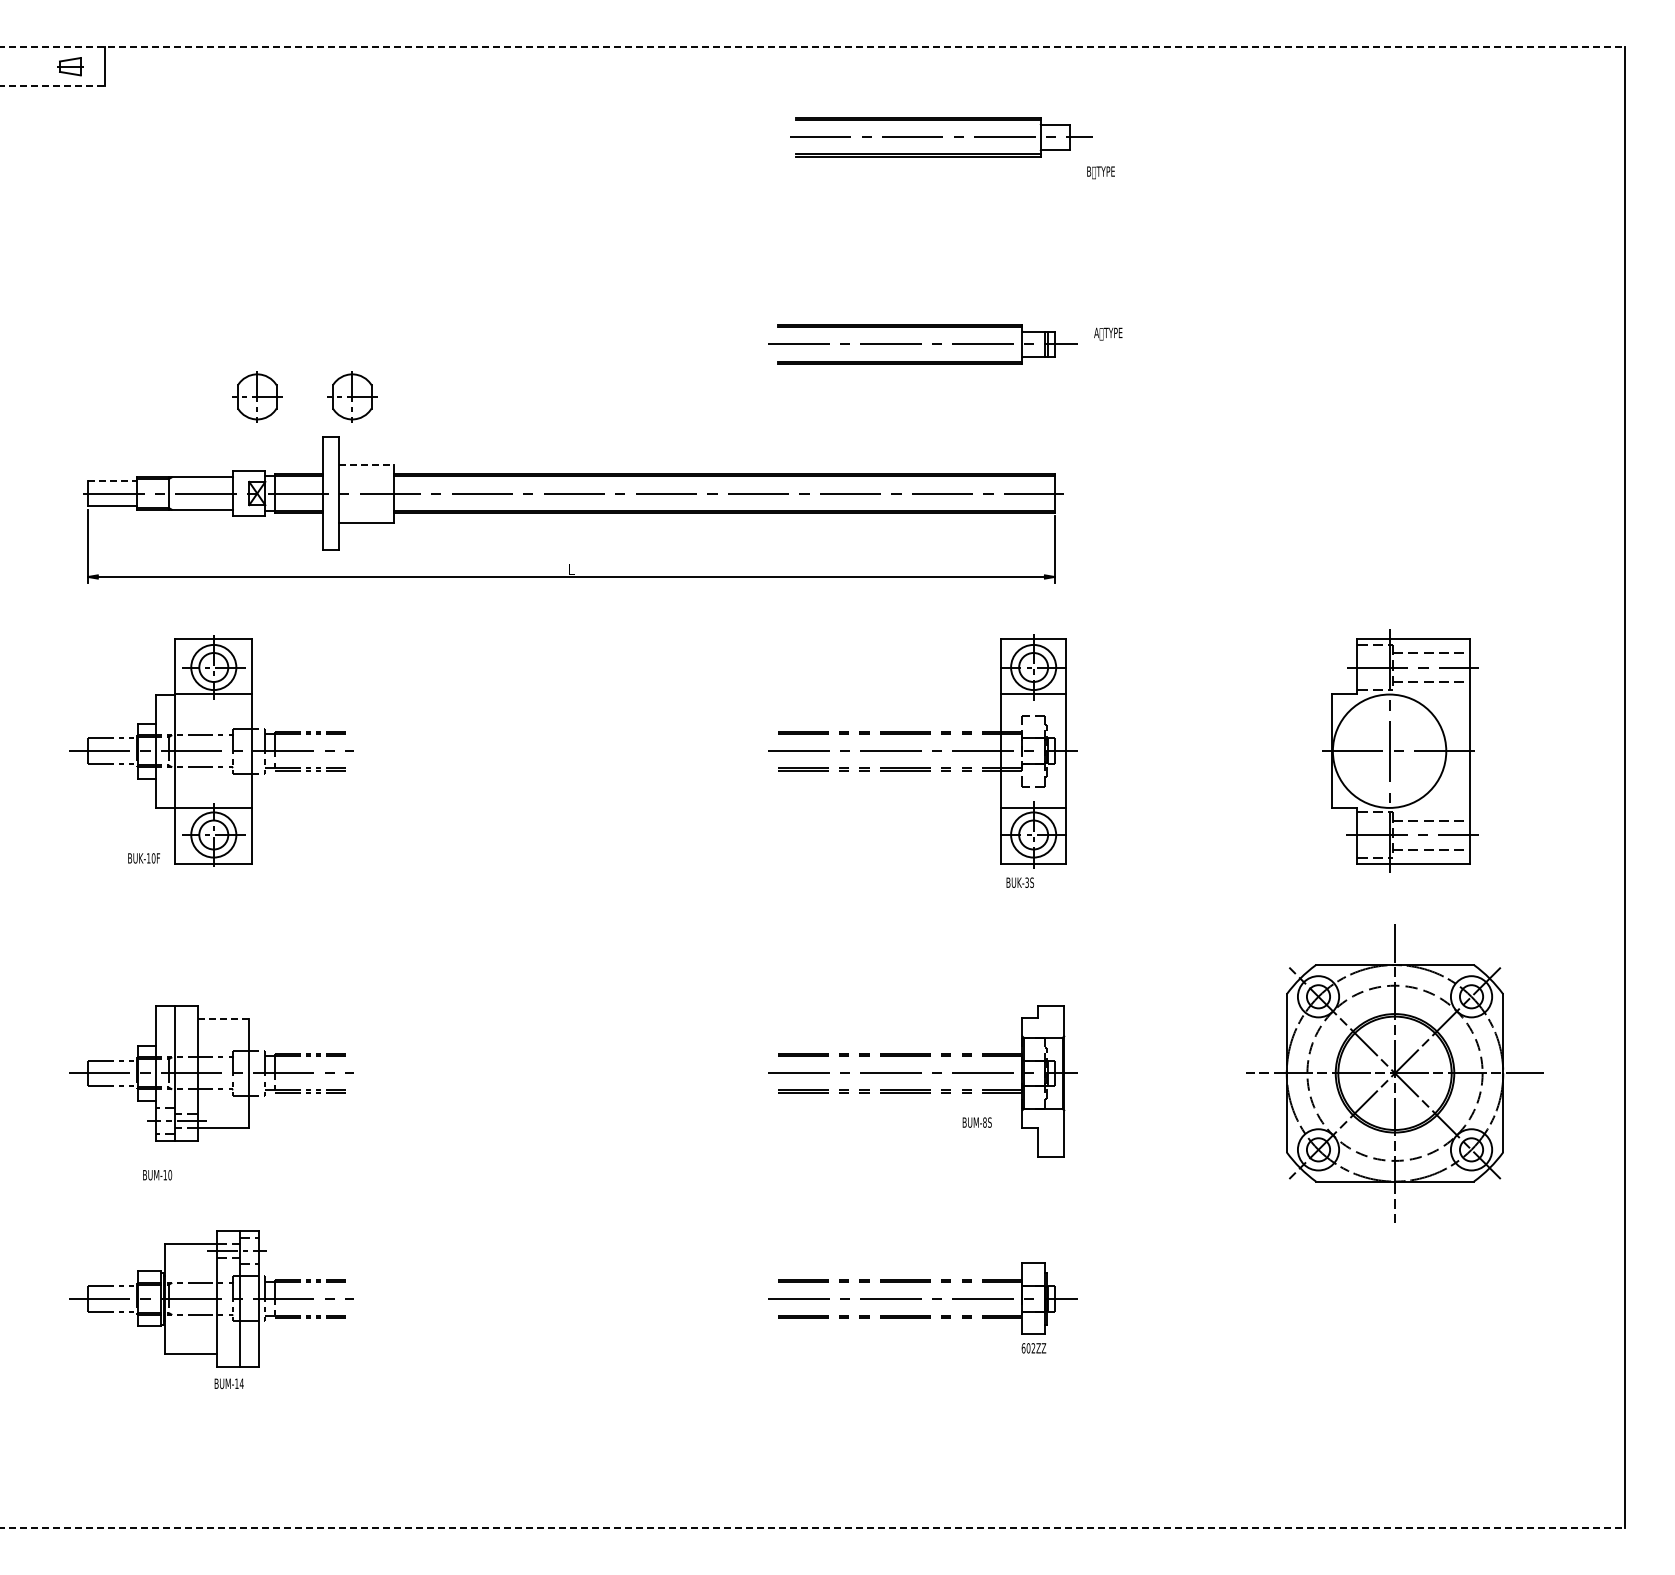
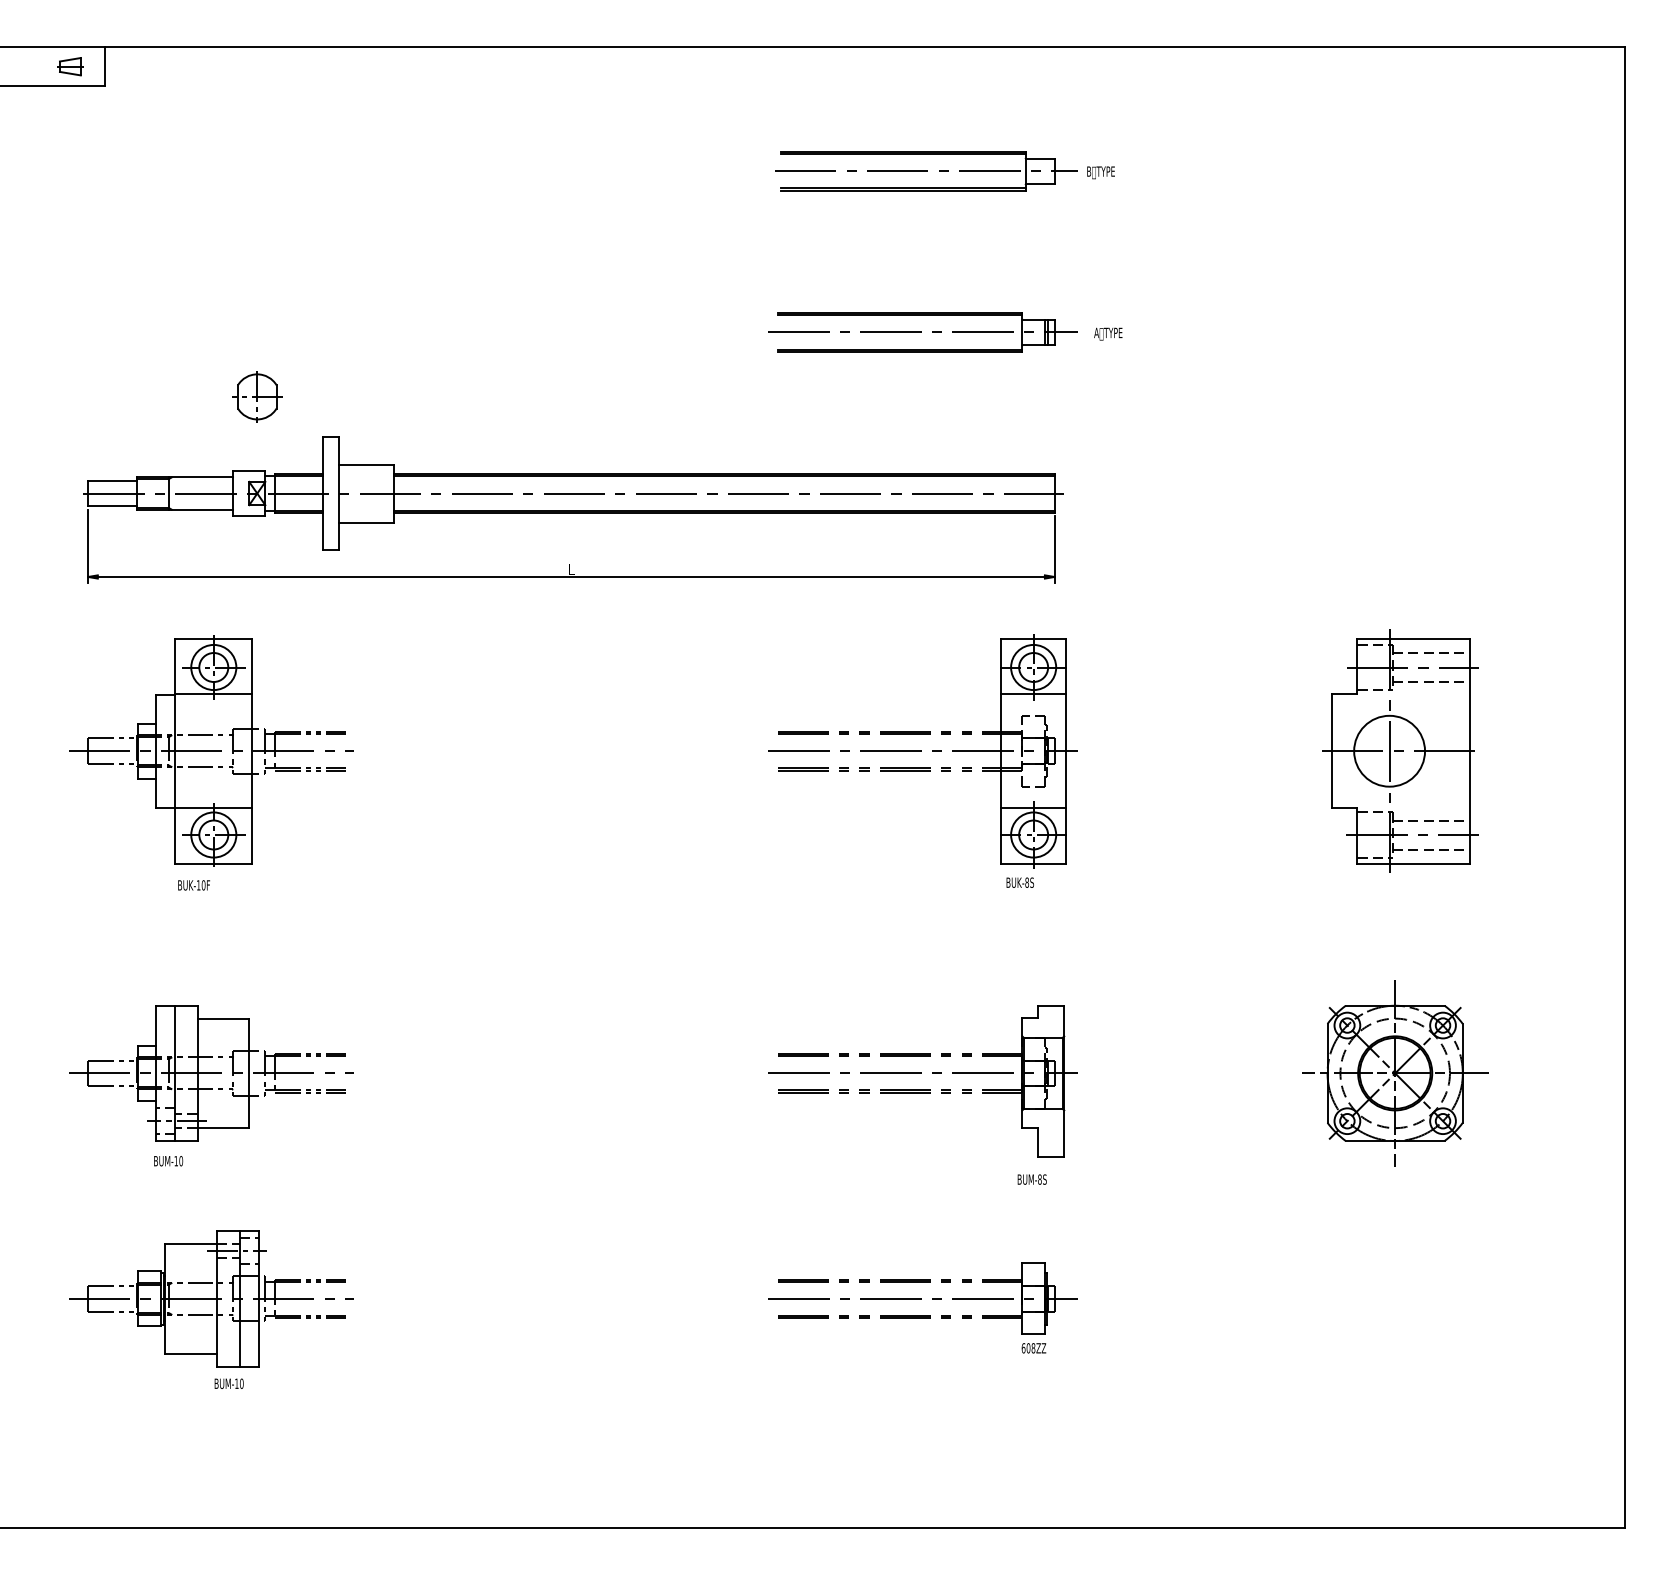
line: dashed -> solid (812, 47)
line: dashed -> solid (53, 86)
part position: (941, 137) -> (926, 171) (926, 171)
part position: (922, 344) -> (922, 332) (922, 332)
part: present -> none (352, 396)
line: dashed -> solid (367, 464)
line: dashed -> solid (112, 480)
circle diameter: 113 px -> 71 px (1389, 750)
text position: (144, 858) -> (194, 885) (194, 885)
text: BUK-3S -> BUK-8S (1026, 882)
line: dashed -> solid (223, 1018)
part size: 298x299 px -> 187x187 px (1395, 1073)
text position: (976, 1122) -> (1031, 1179) (1031, 1179)
text position: (157, 1175) -> (168, 1161) (168, 1161)
text: 602ZZ -> 608ZZ (1033, 1348)
text: BUM-14 -> BUM-10 (241, 1383)
line: dashed -> solid (812, 1527)
